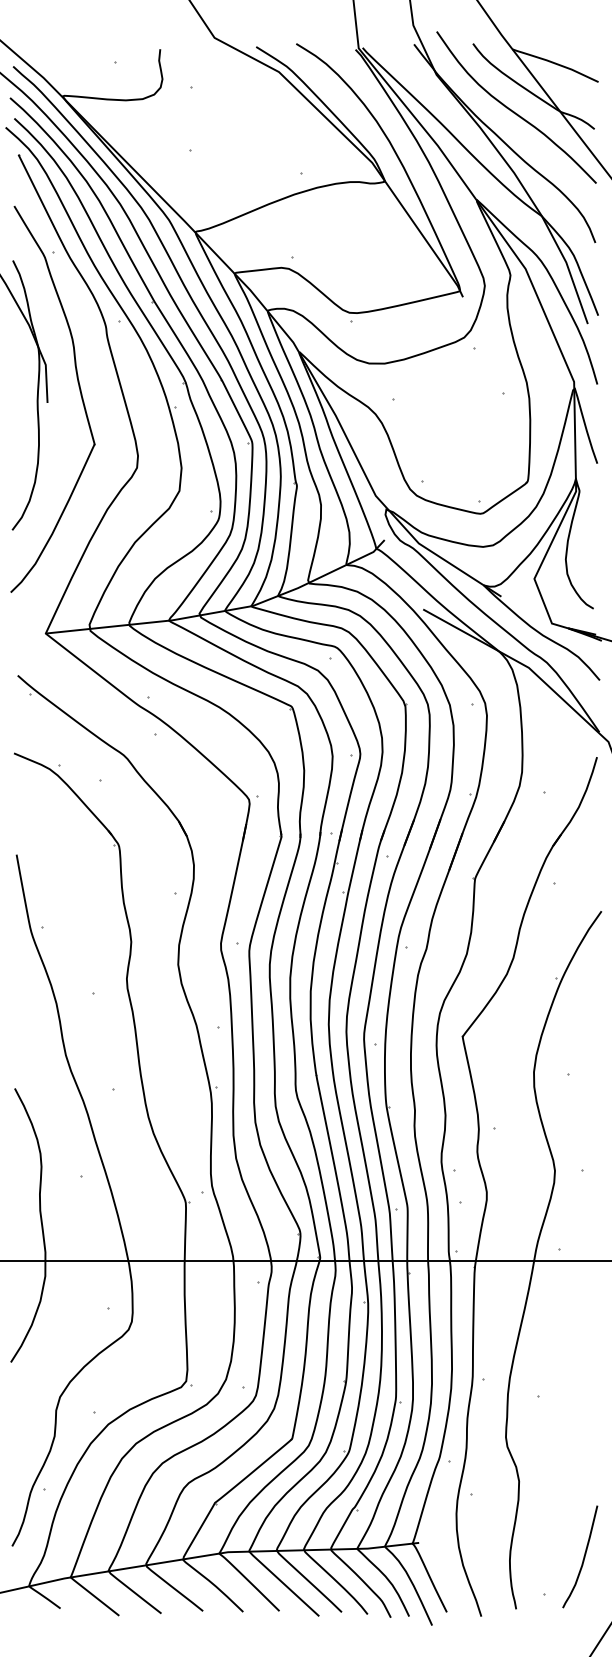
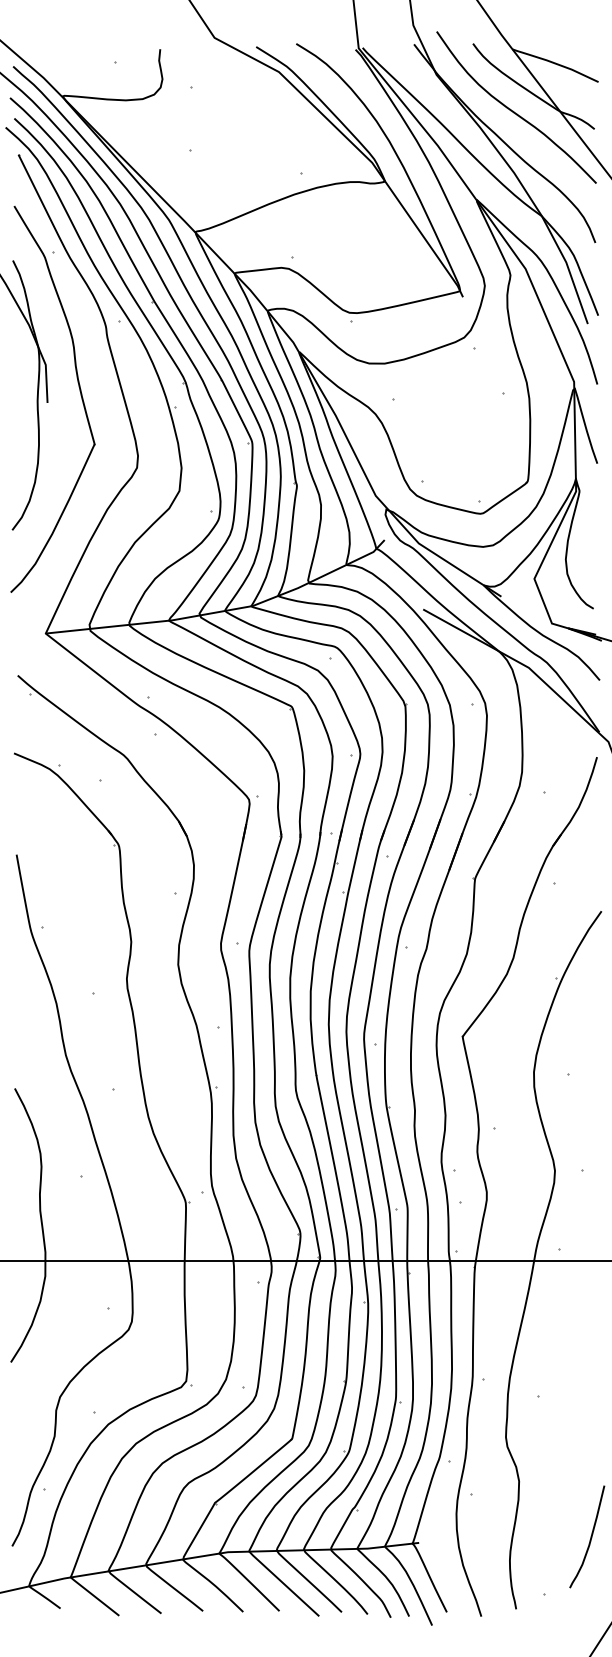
curve position: (583, 1556) -> (590, 1536) (590, 1536)
